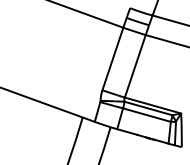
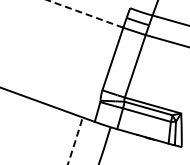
line: solid -> dashed (84, 13)
arc: solid -> dashed (75, 140)
